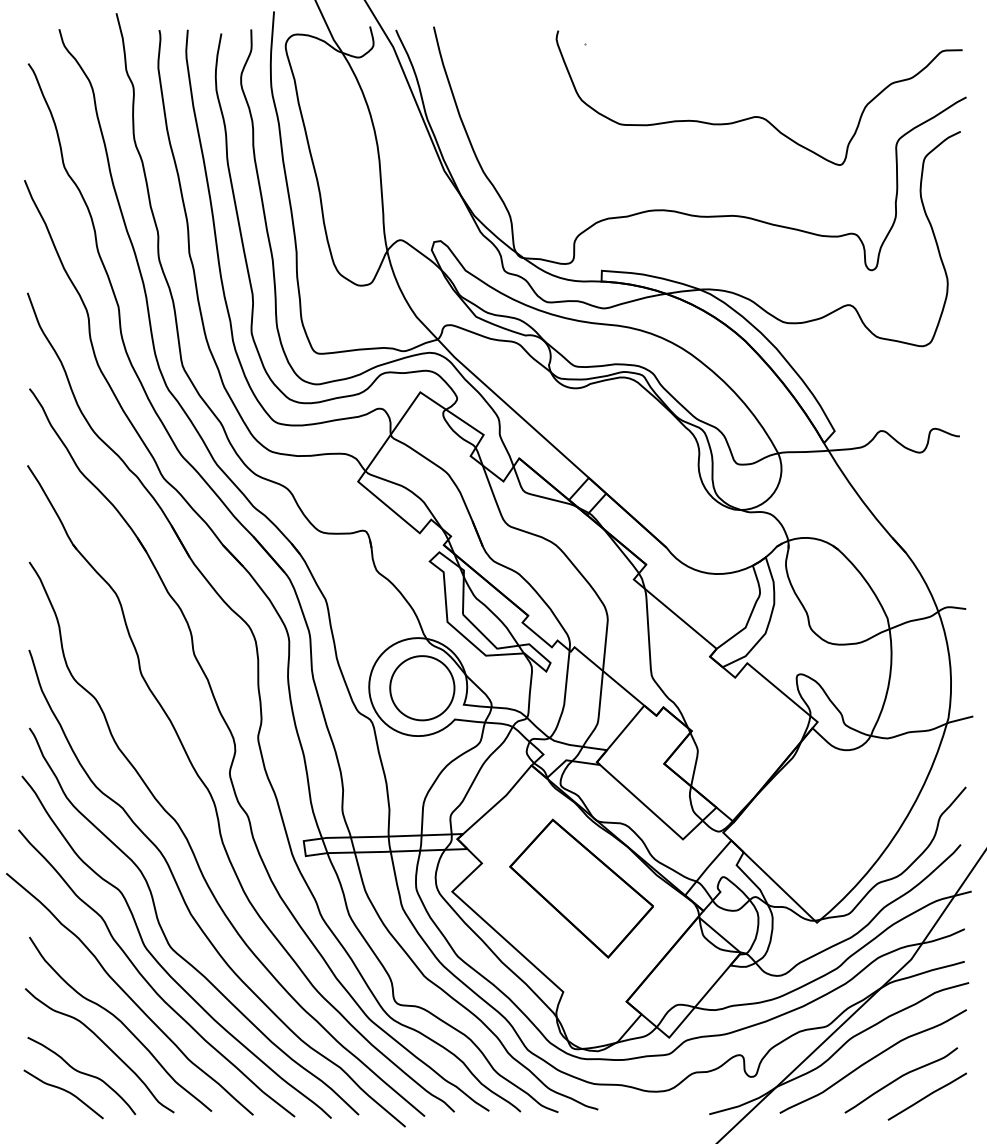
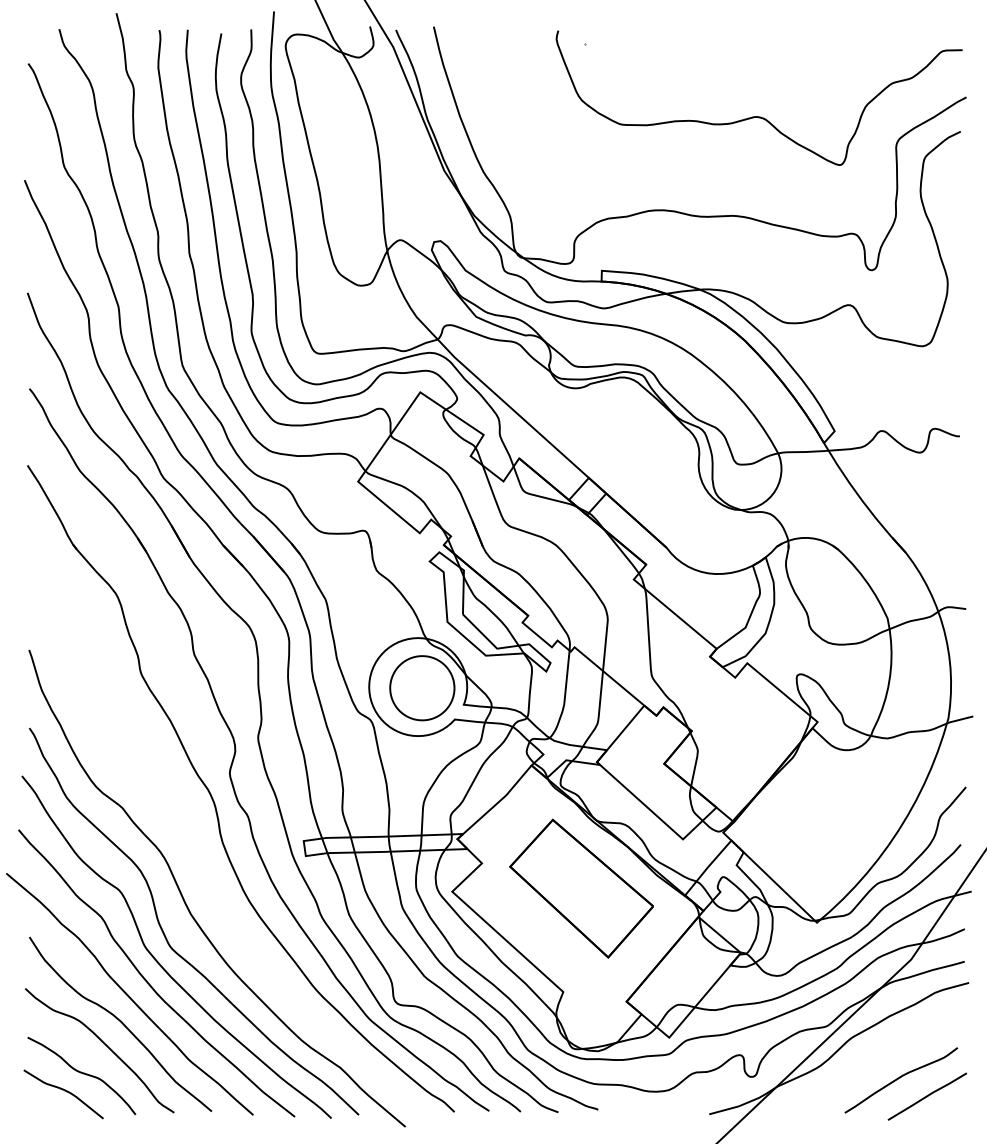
curve: present -> none (193, 850)
curve: present -> none (871, 1060)
